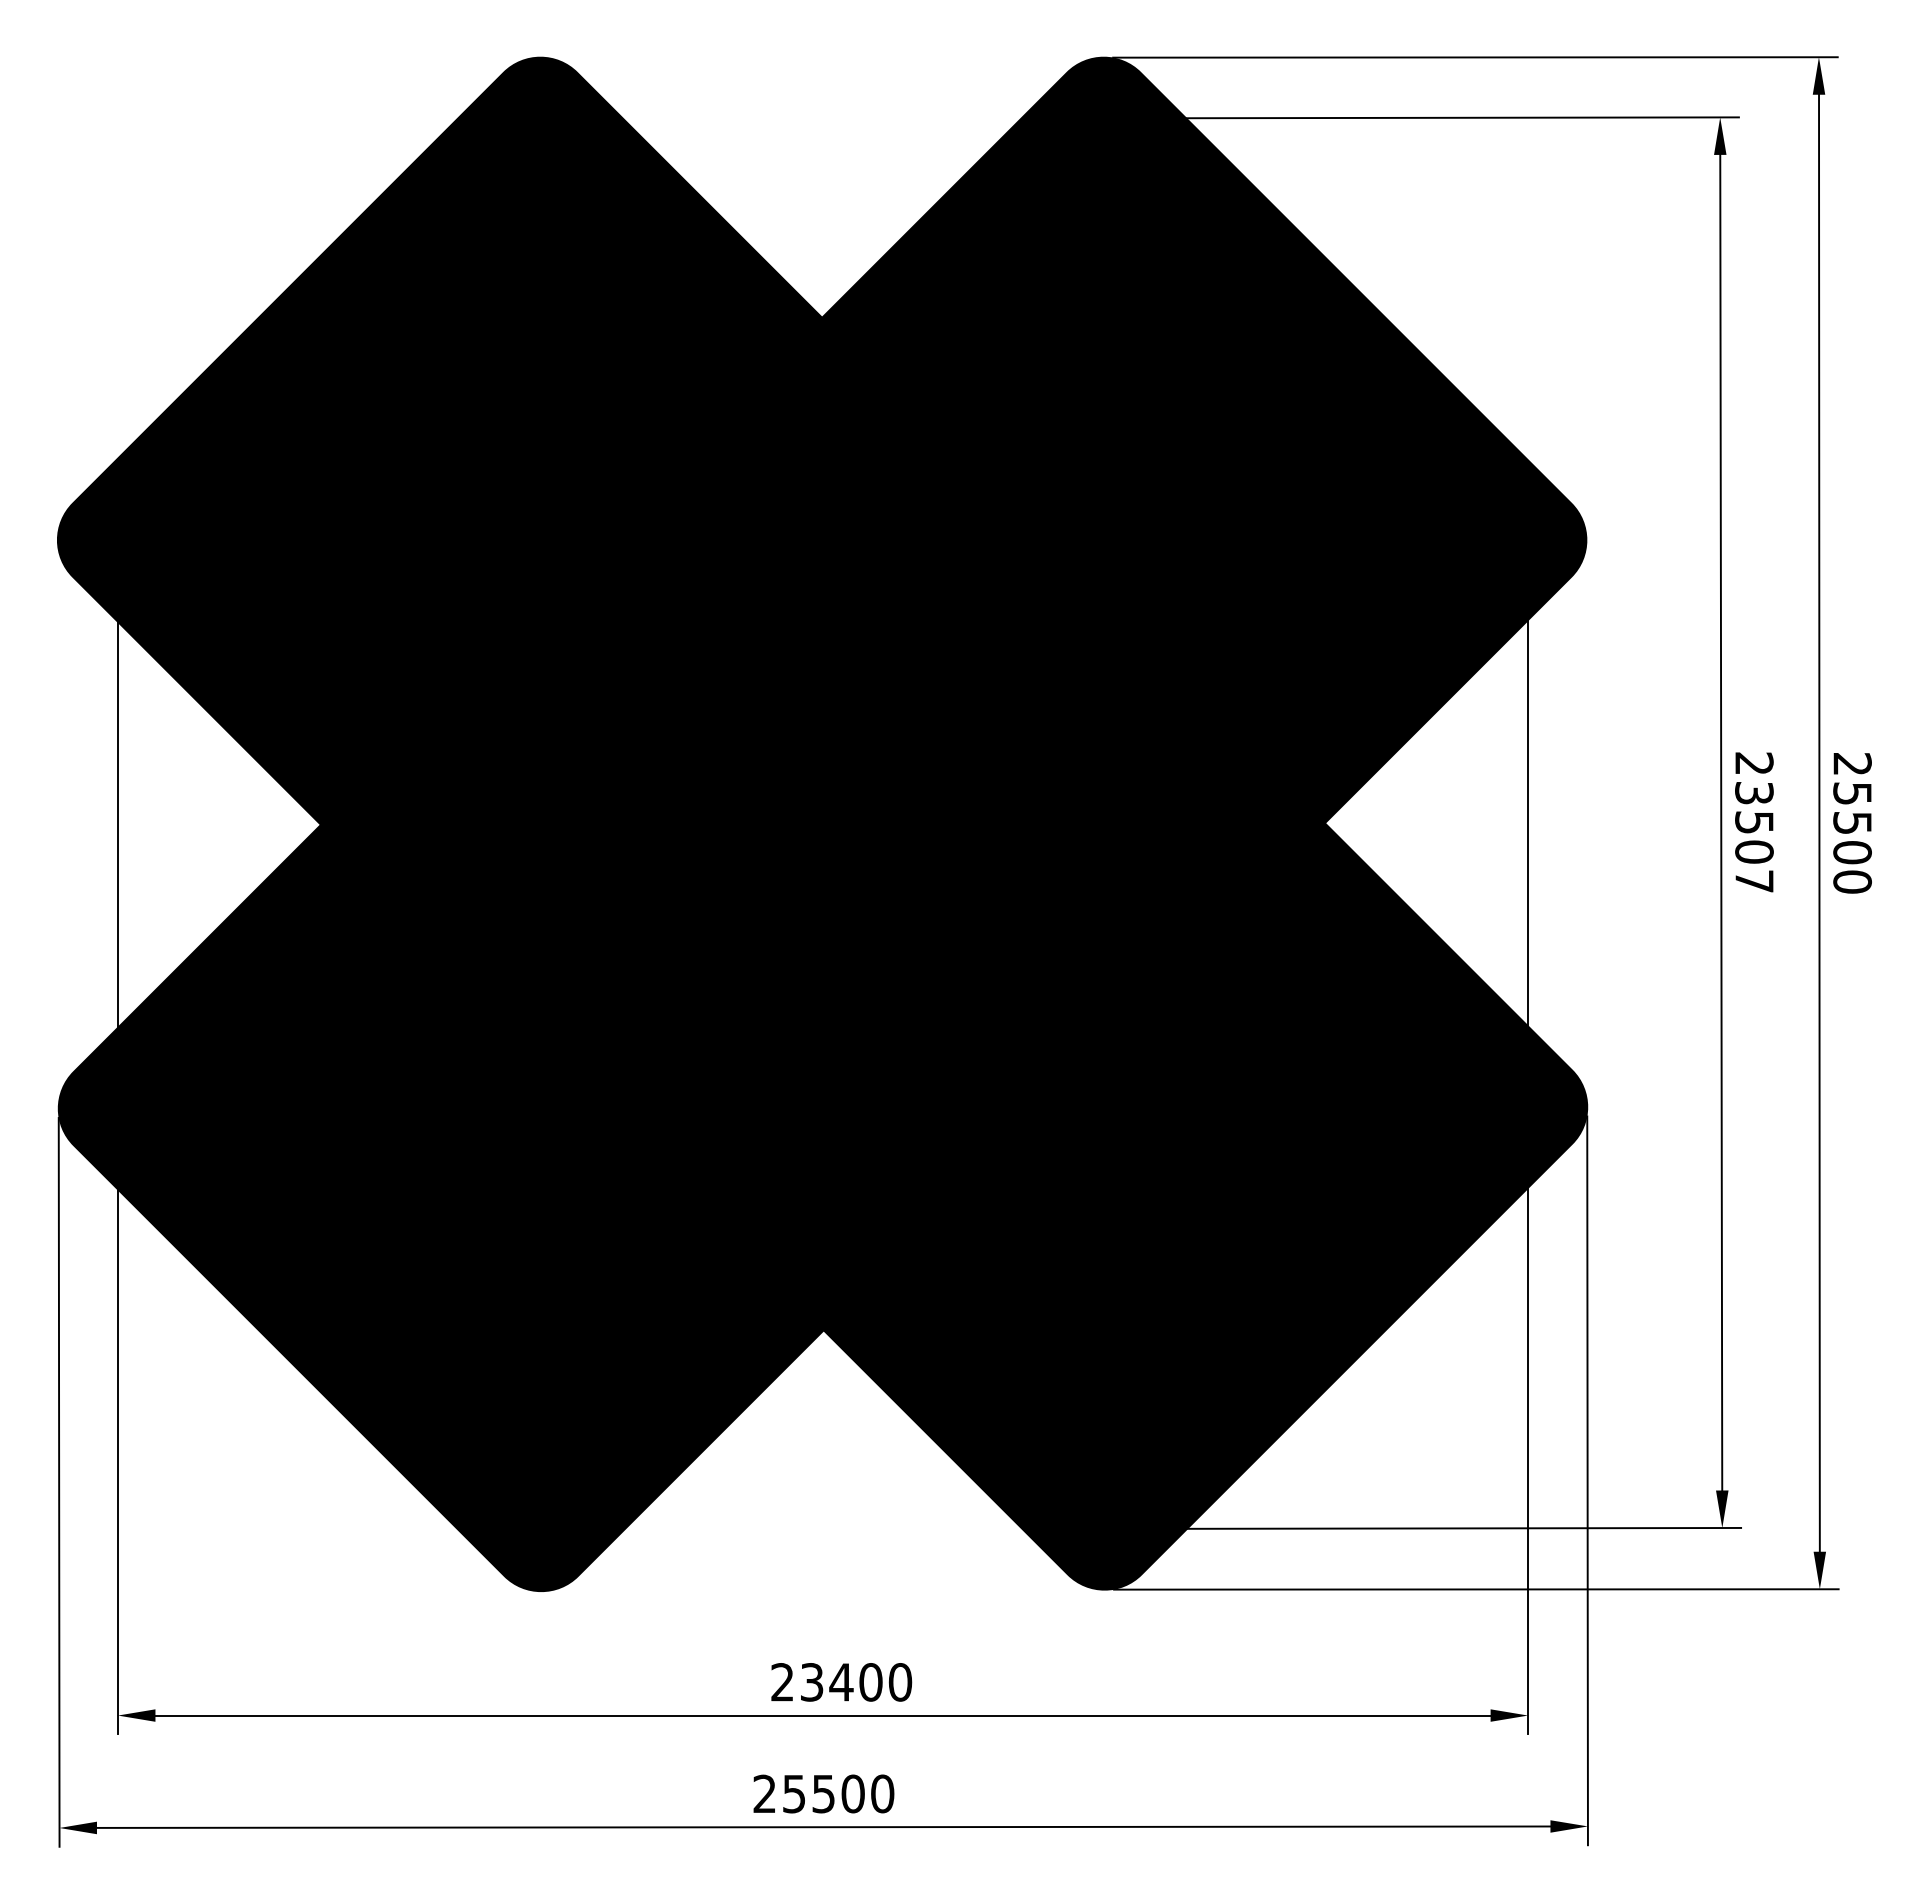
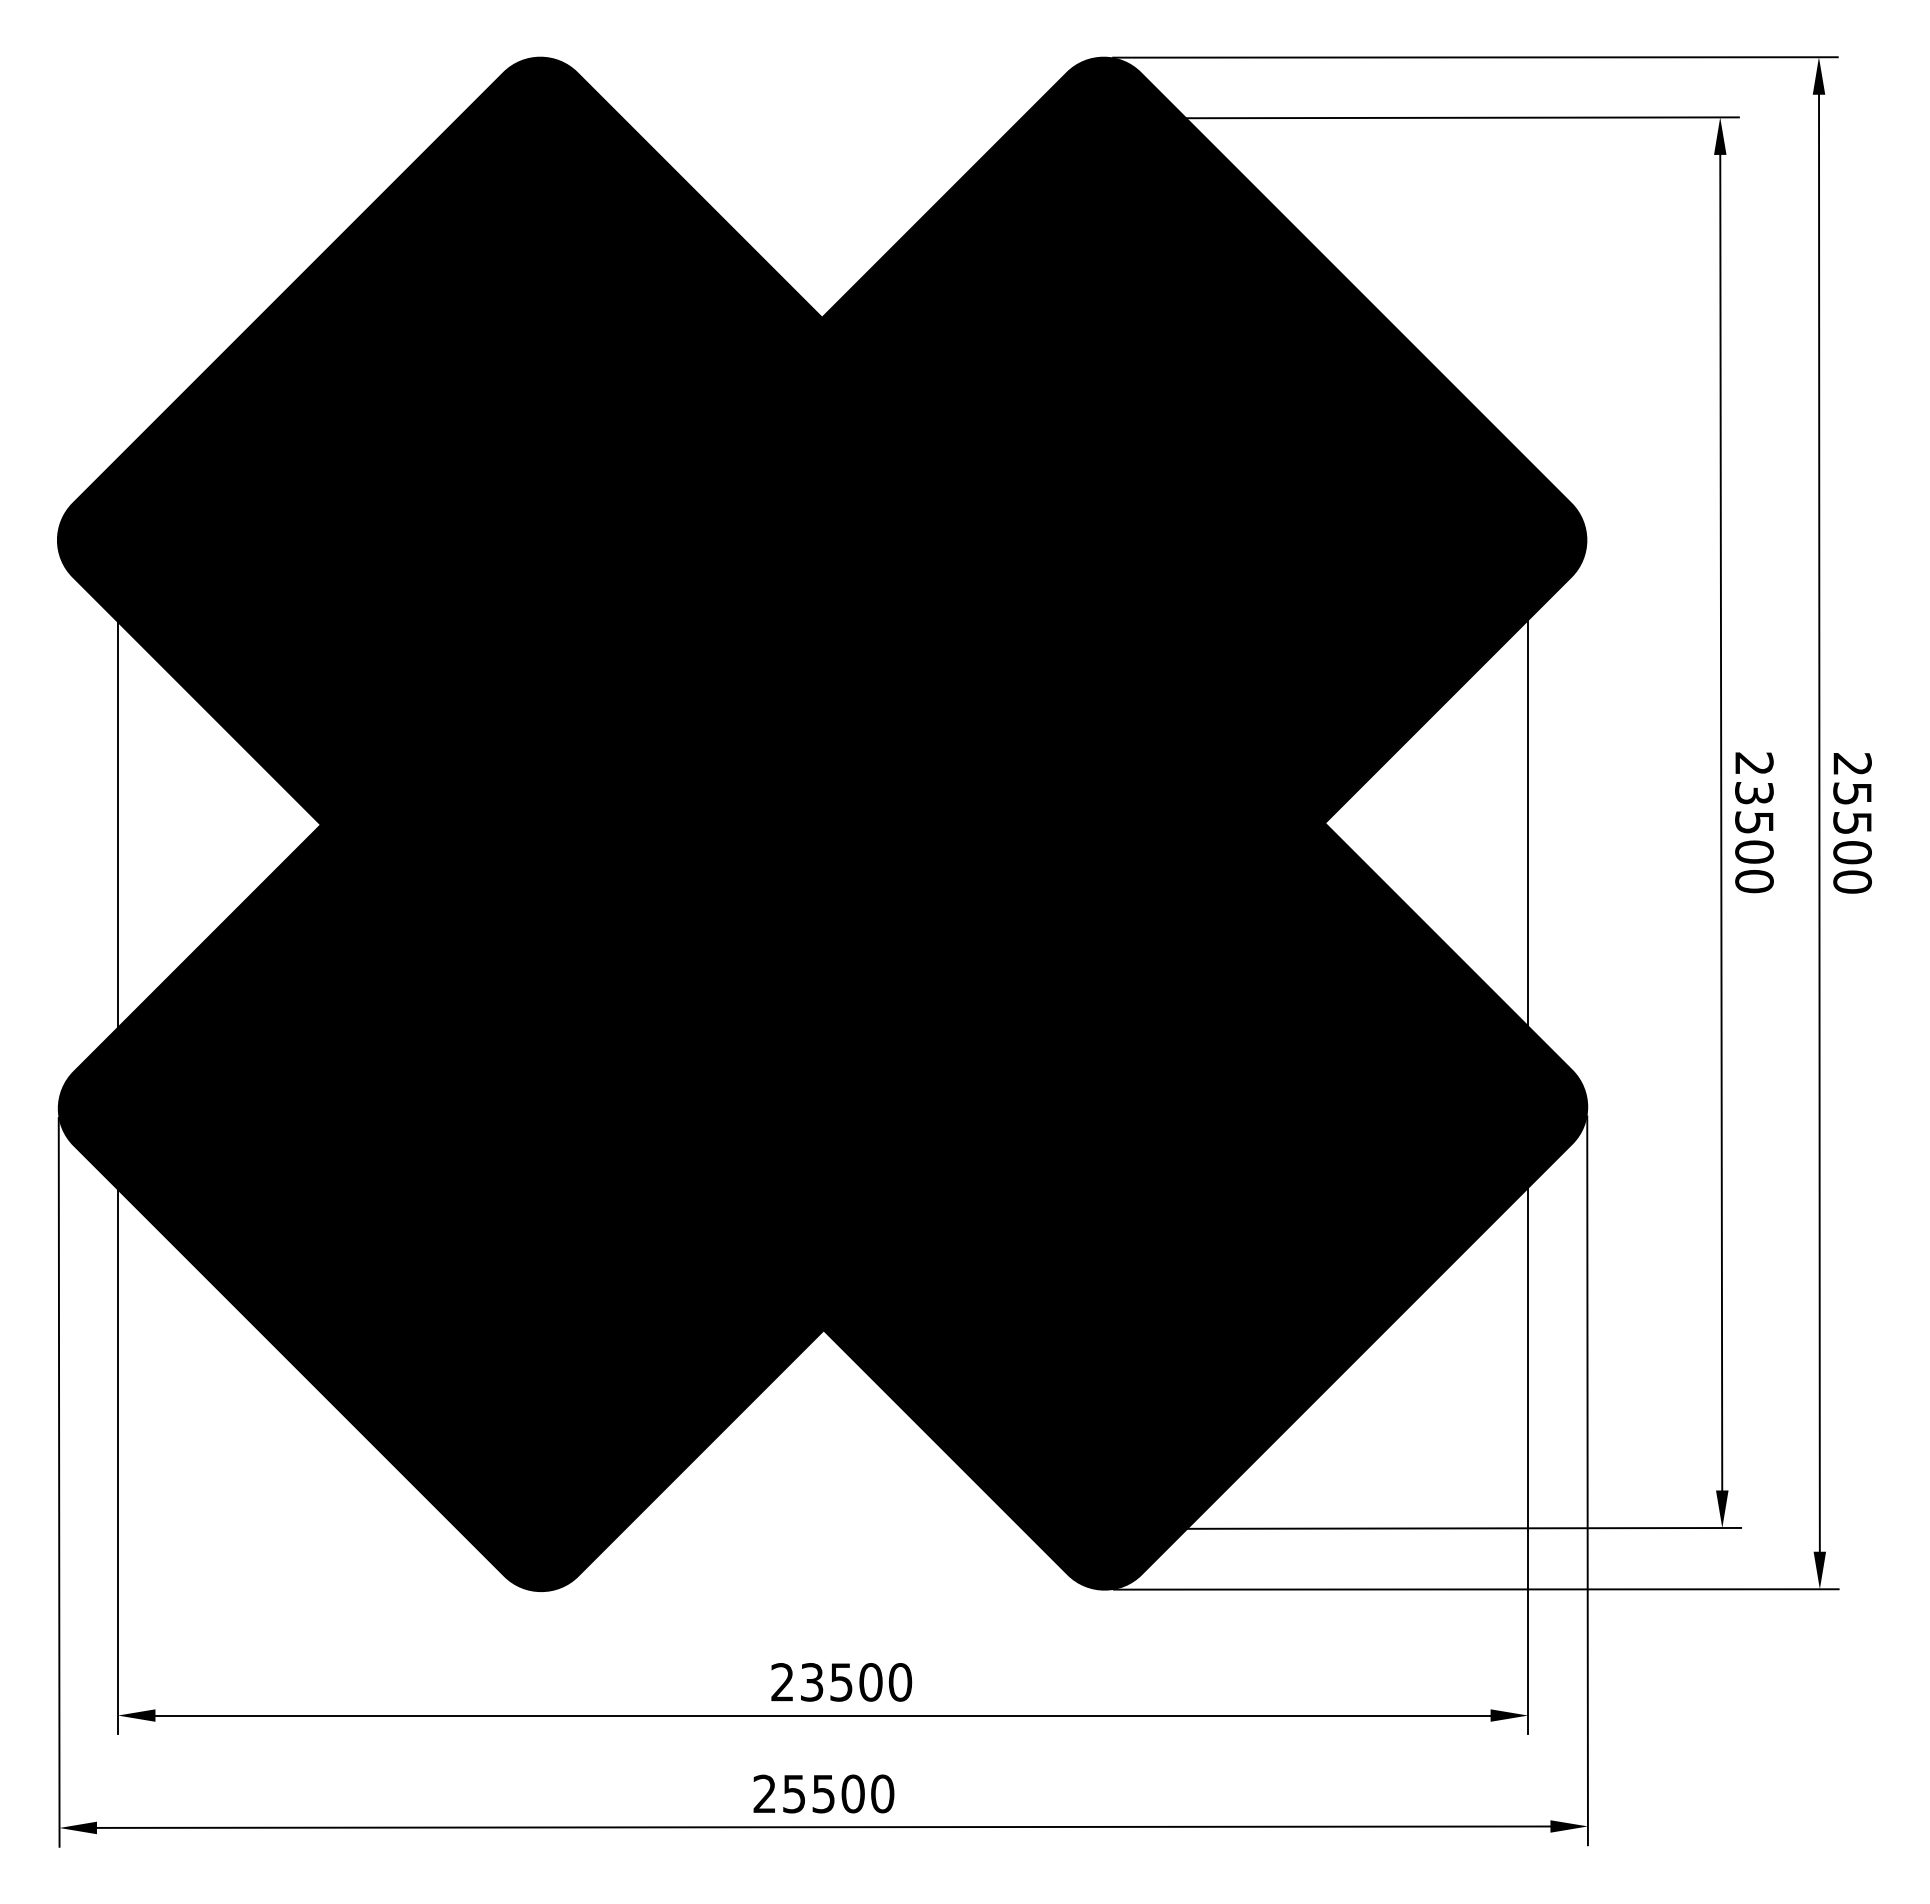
text: 23507 -> 23500 (1754, 881)
text: 23400 -> 23500 (841, 1682)
